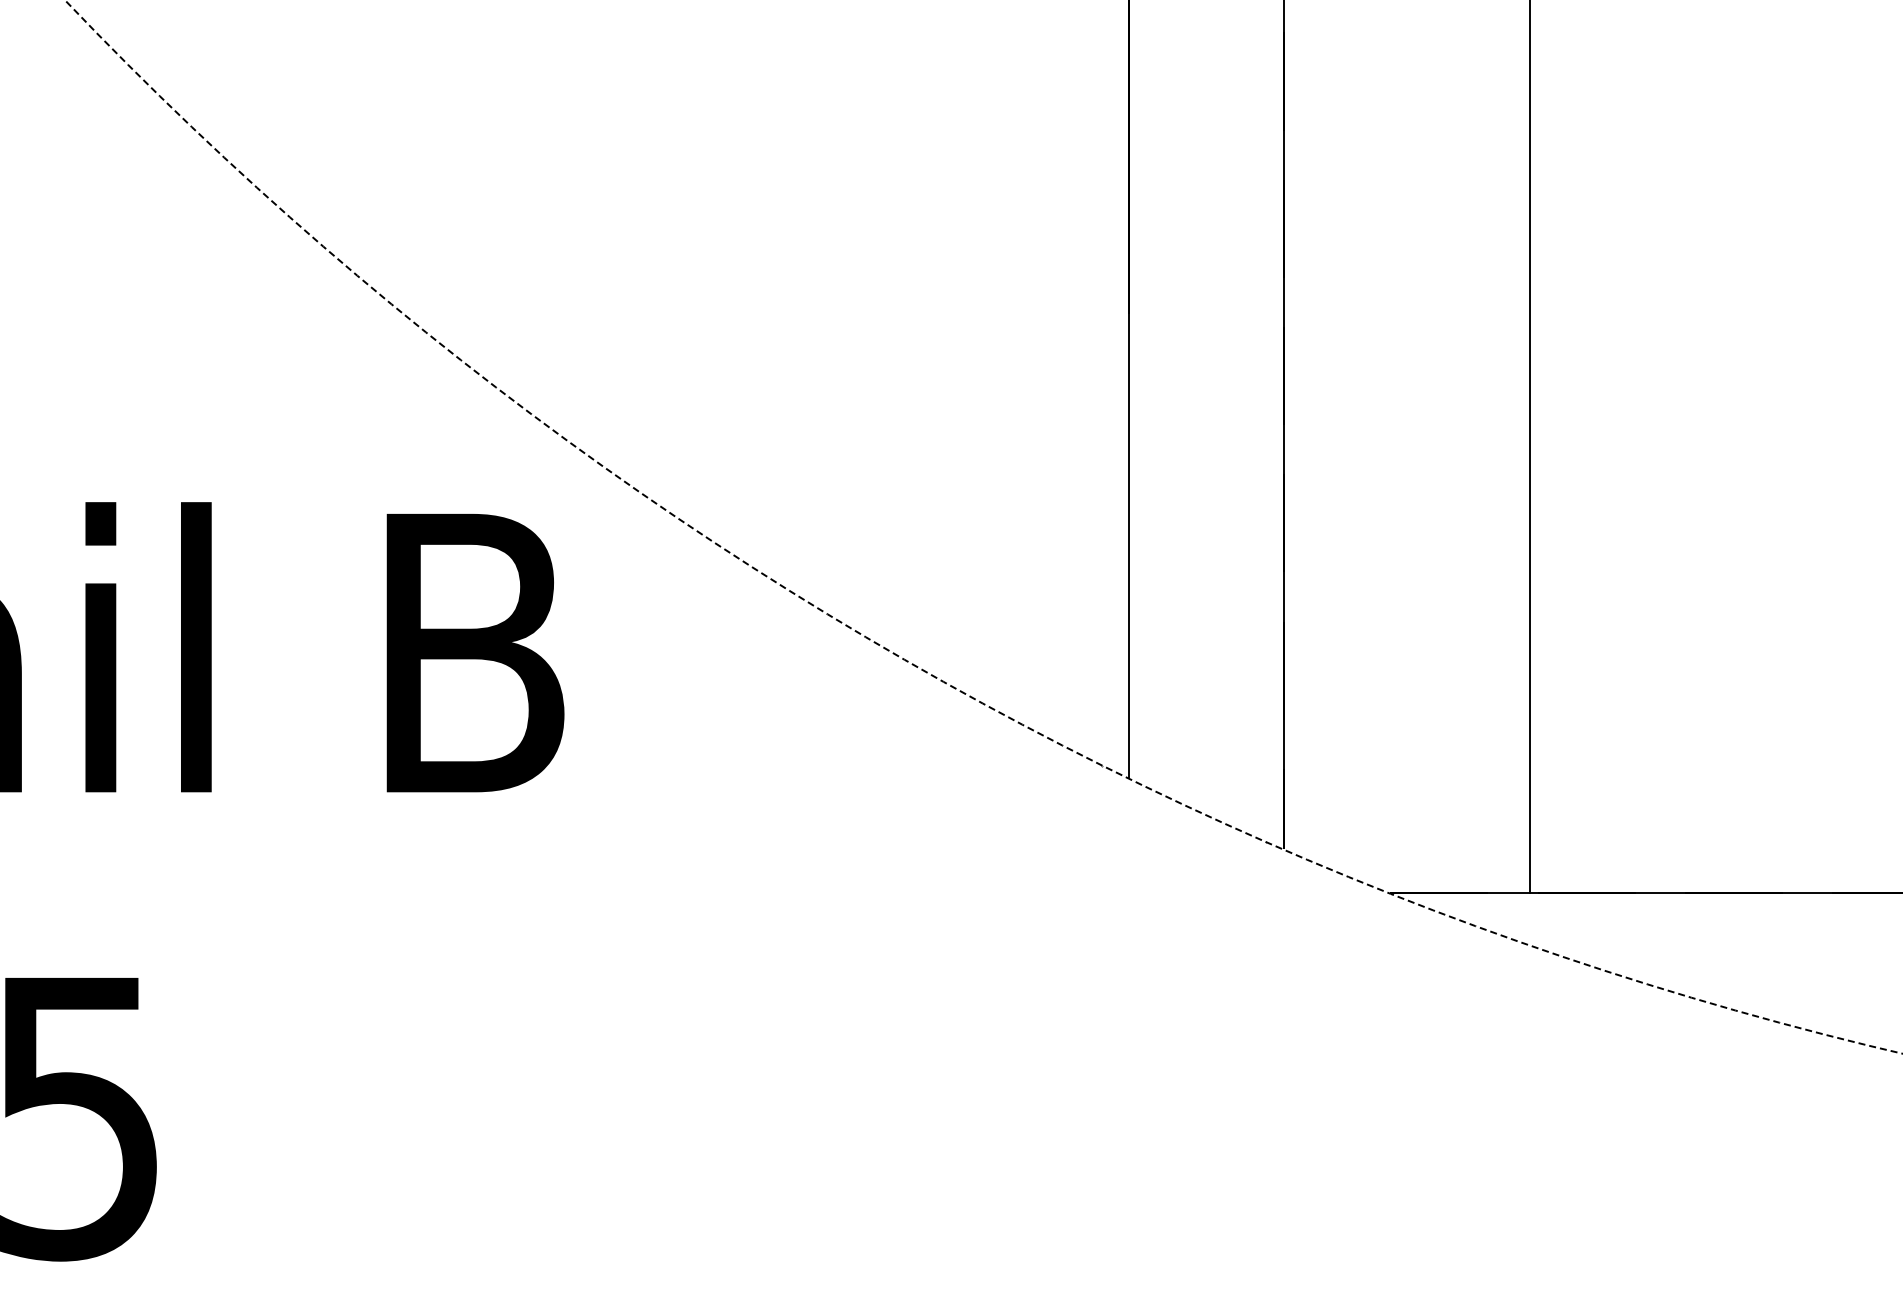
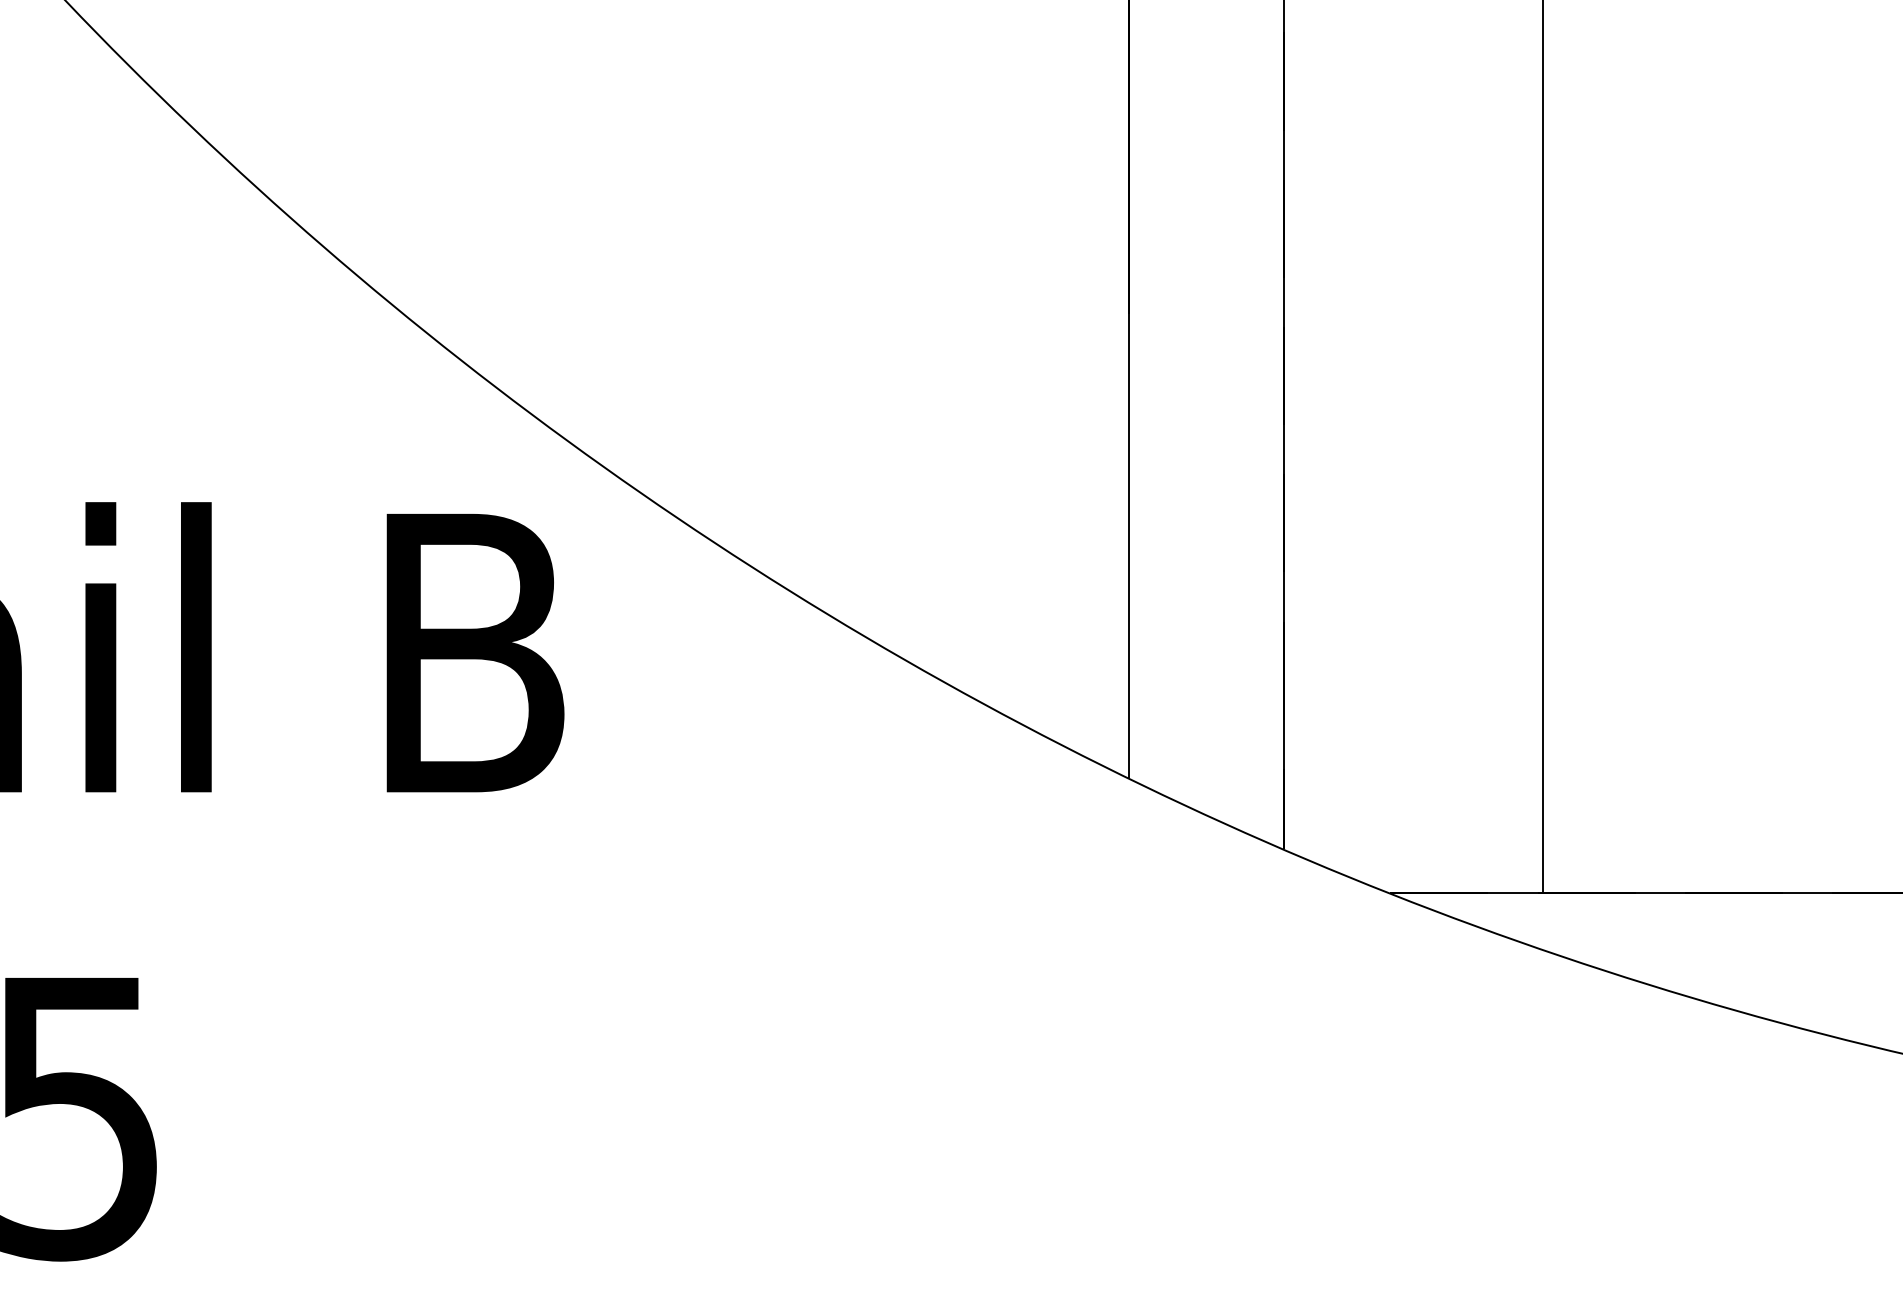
line position: (1530, 447) -> (1543, 447) (1543, 447)
circle: dashed -> solid (983, 526)
